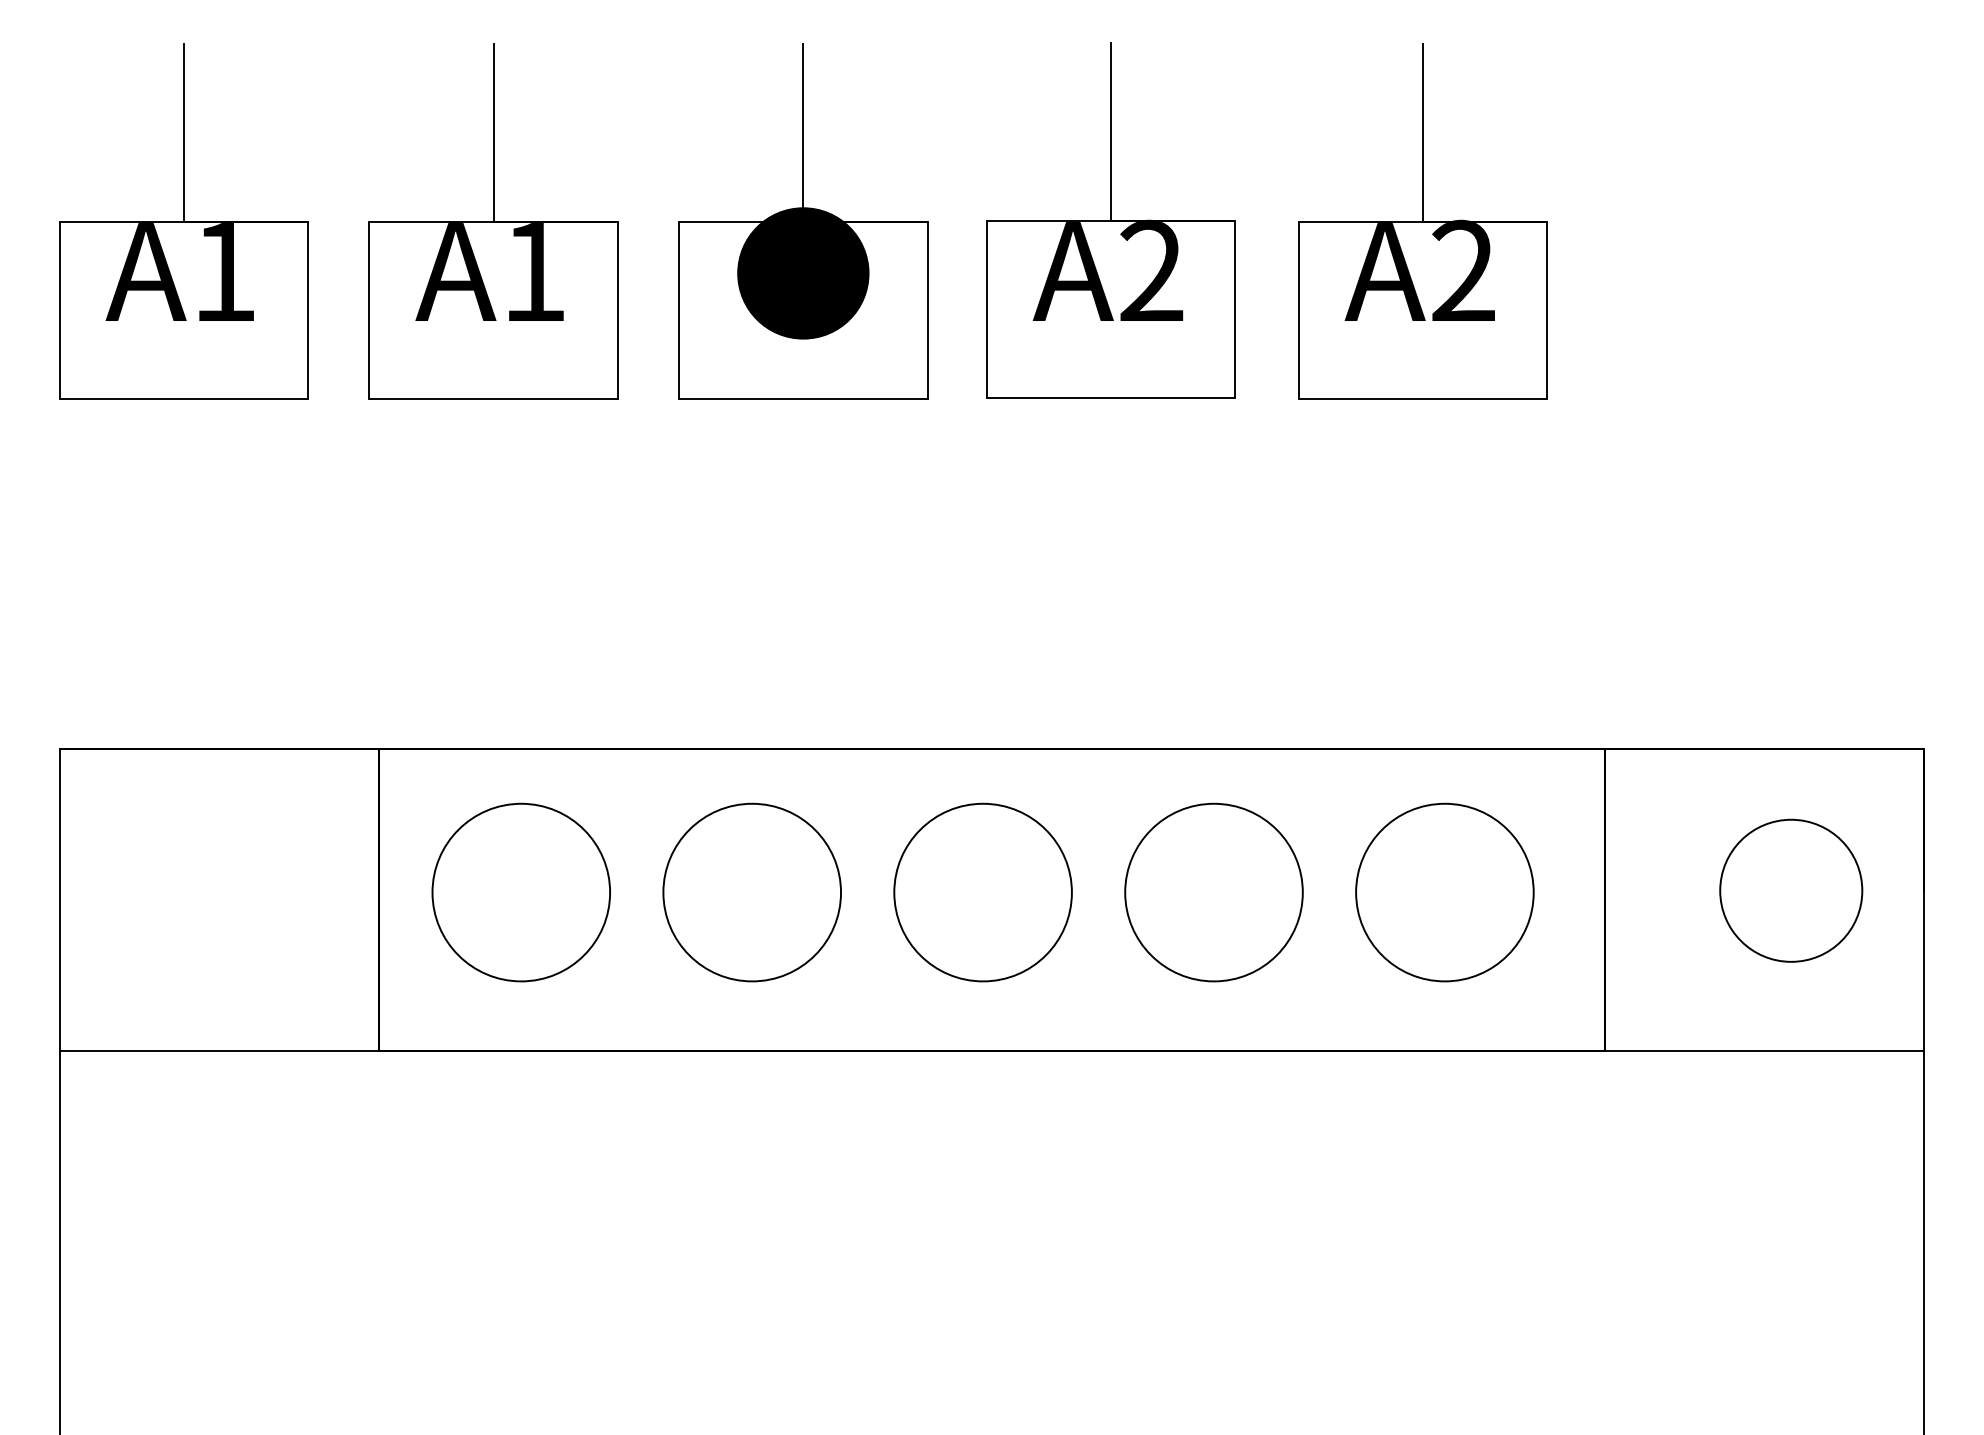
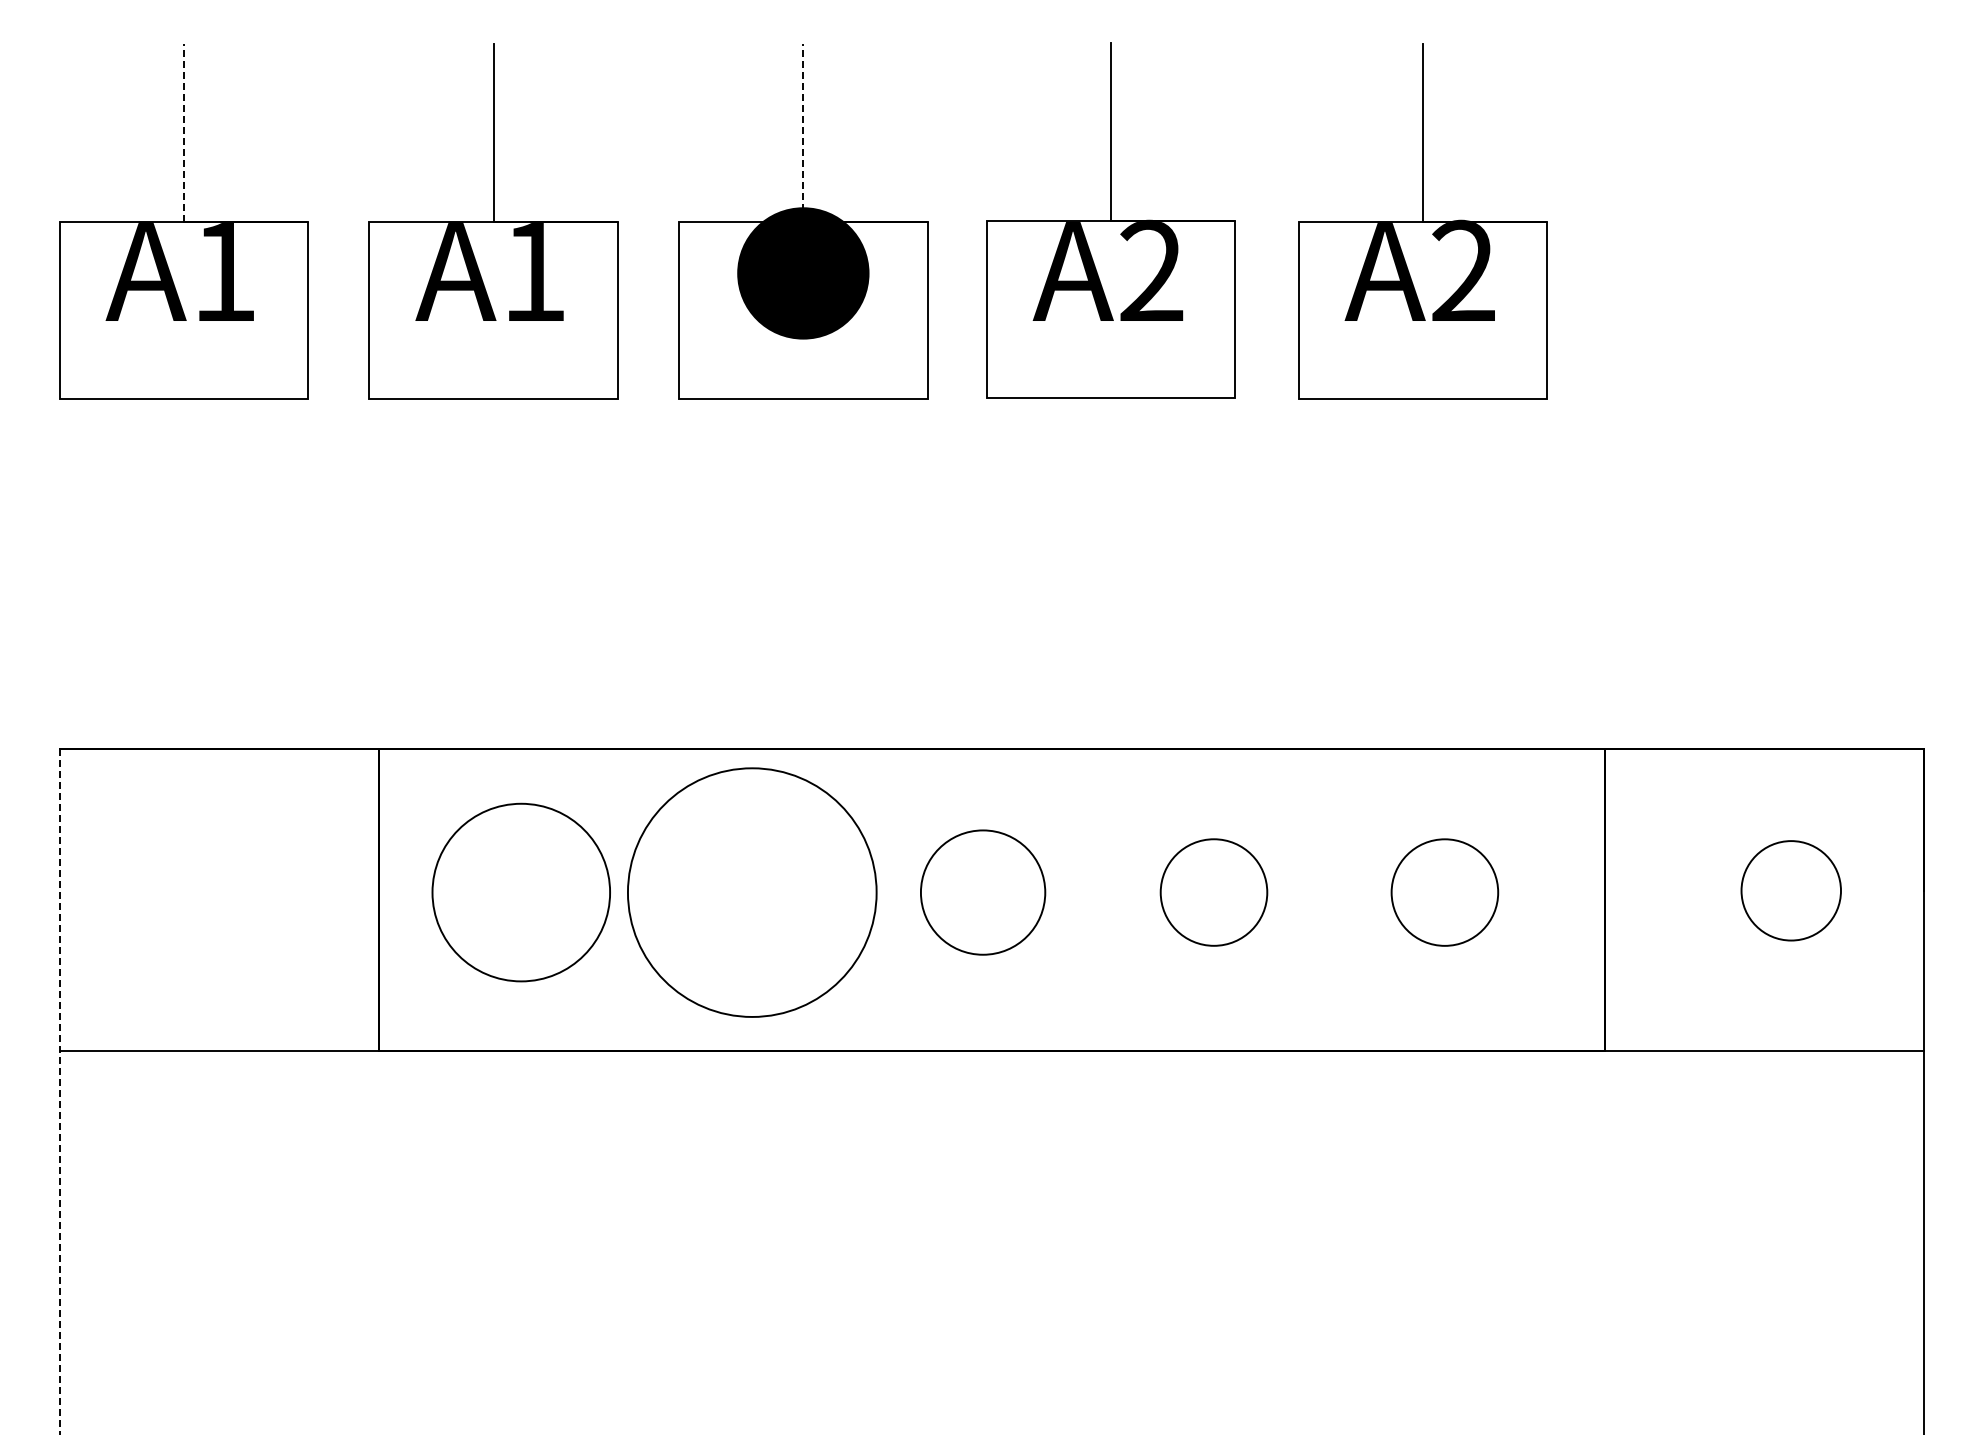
line: solid -> dashed (183, 132)
line: solid -> dashed (803, 132)
circle diameter: 142 px -> 99 px (1791, 890)
circle size: 180x181 px -> 251x251 px (752, 892)
circle diameter: 178 px -> 124 px (982, 892)
circle size: 180x181 px -> 110x109 px (1213, 892)
circle diameter: 178 px -> 107 px (1444, 892)
line: solid -> dashed (59, 1091)
